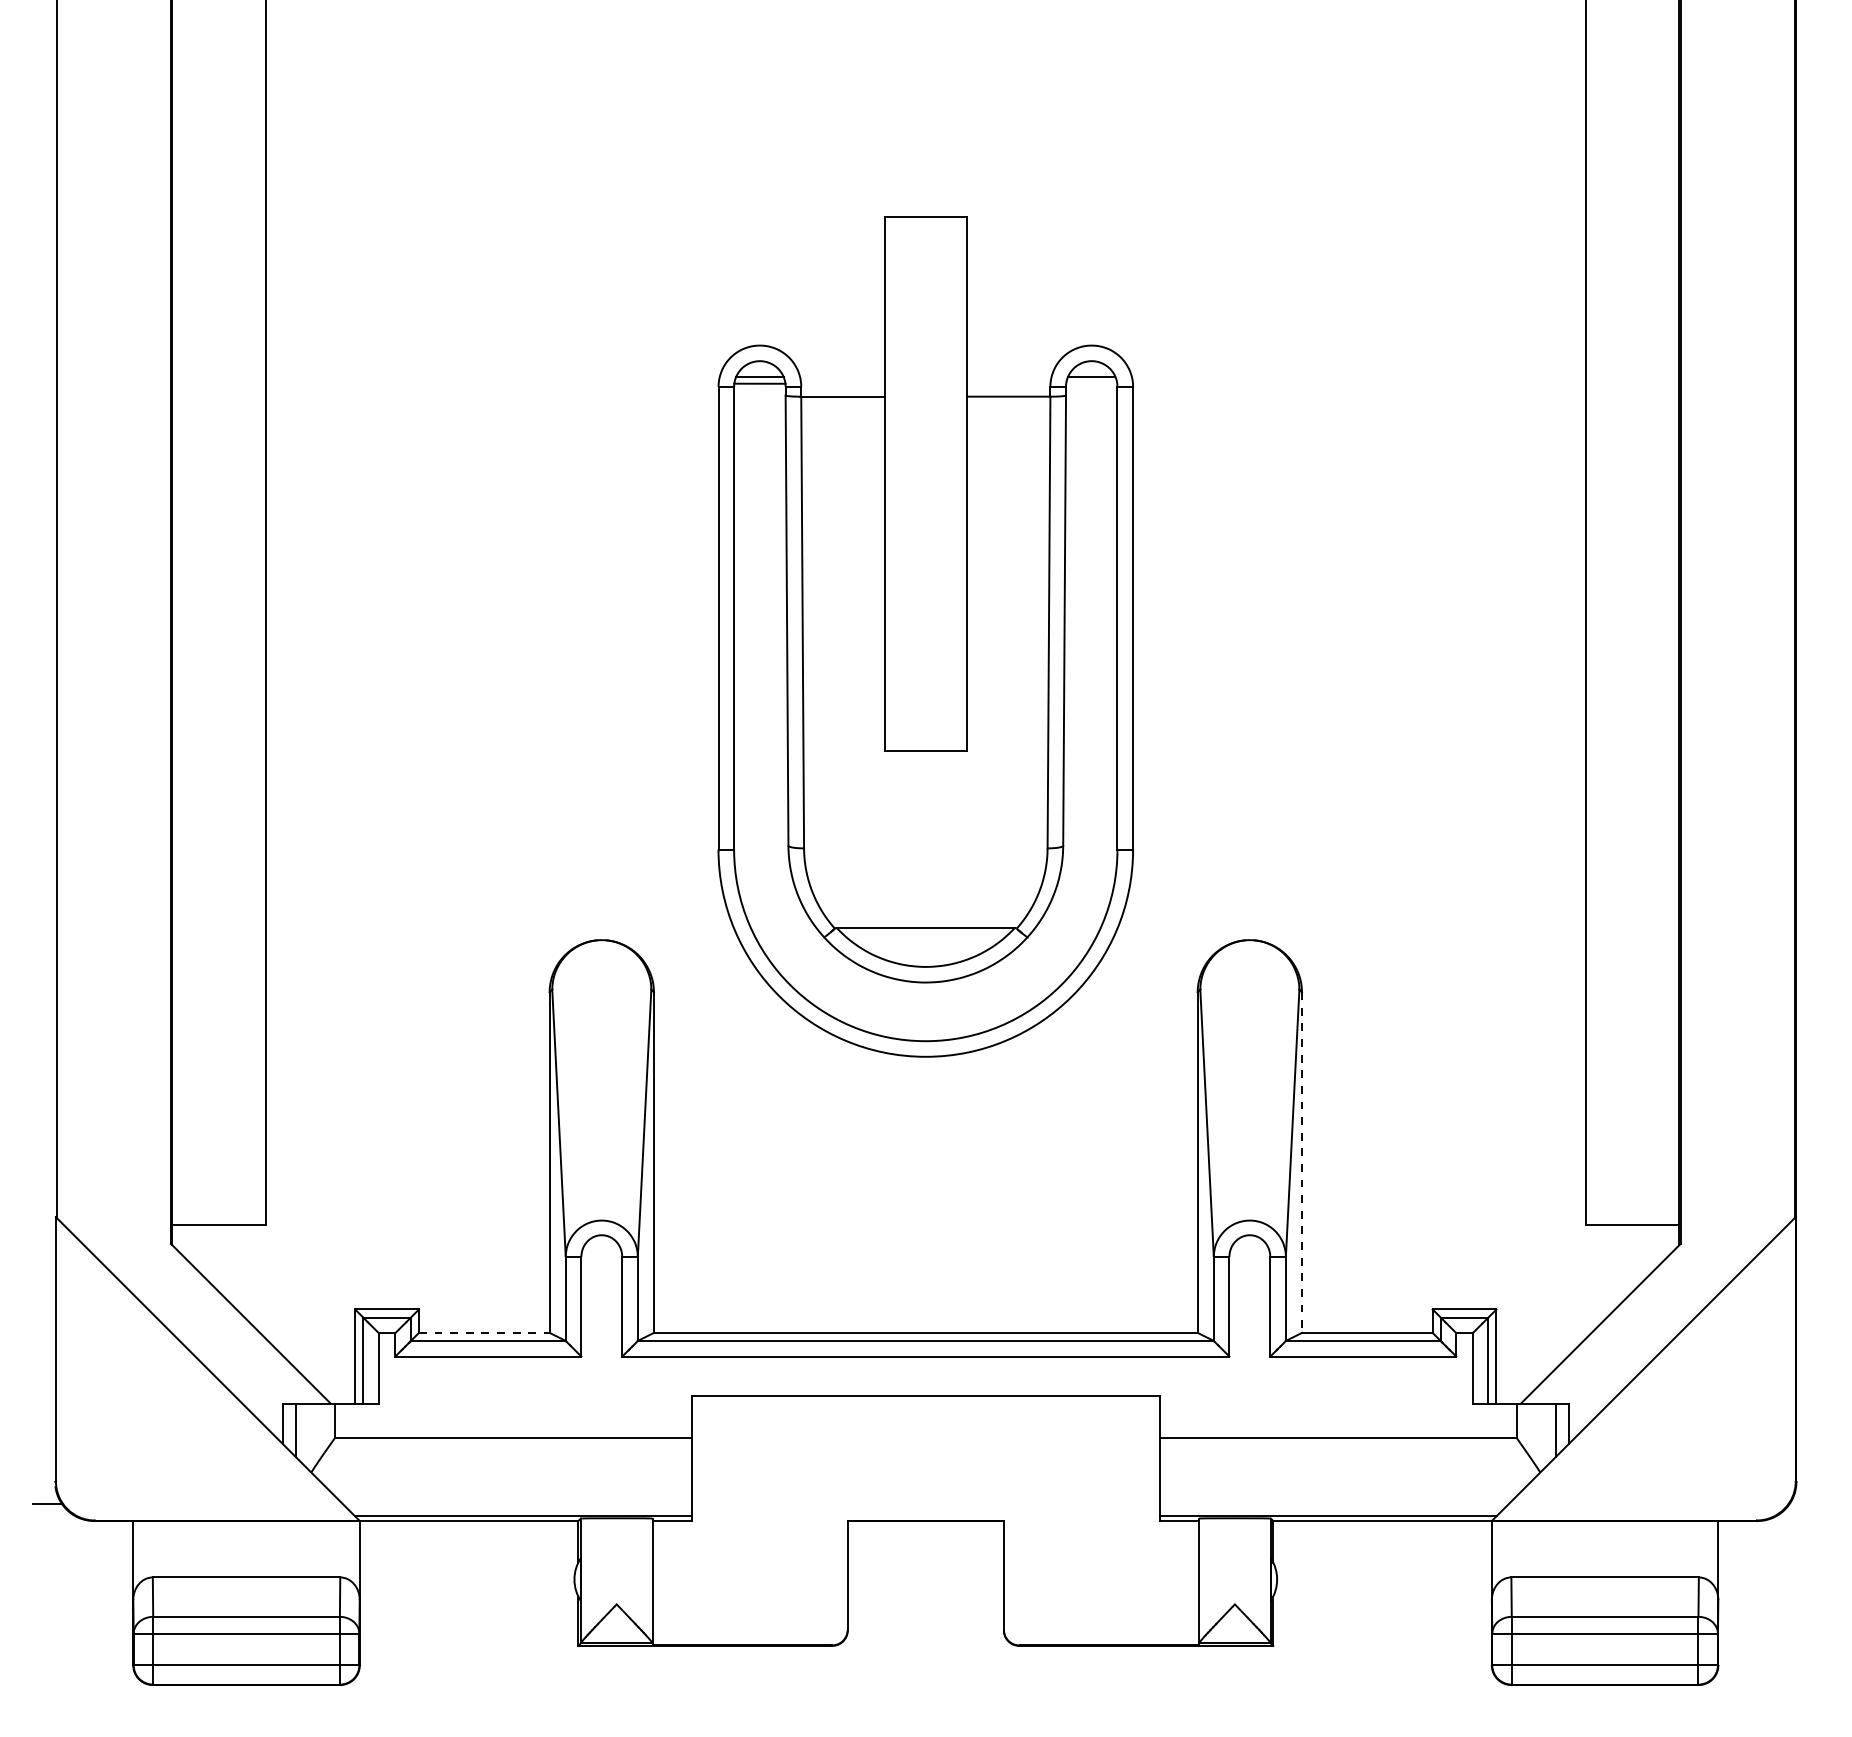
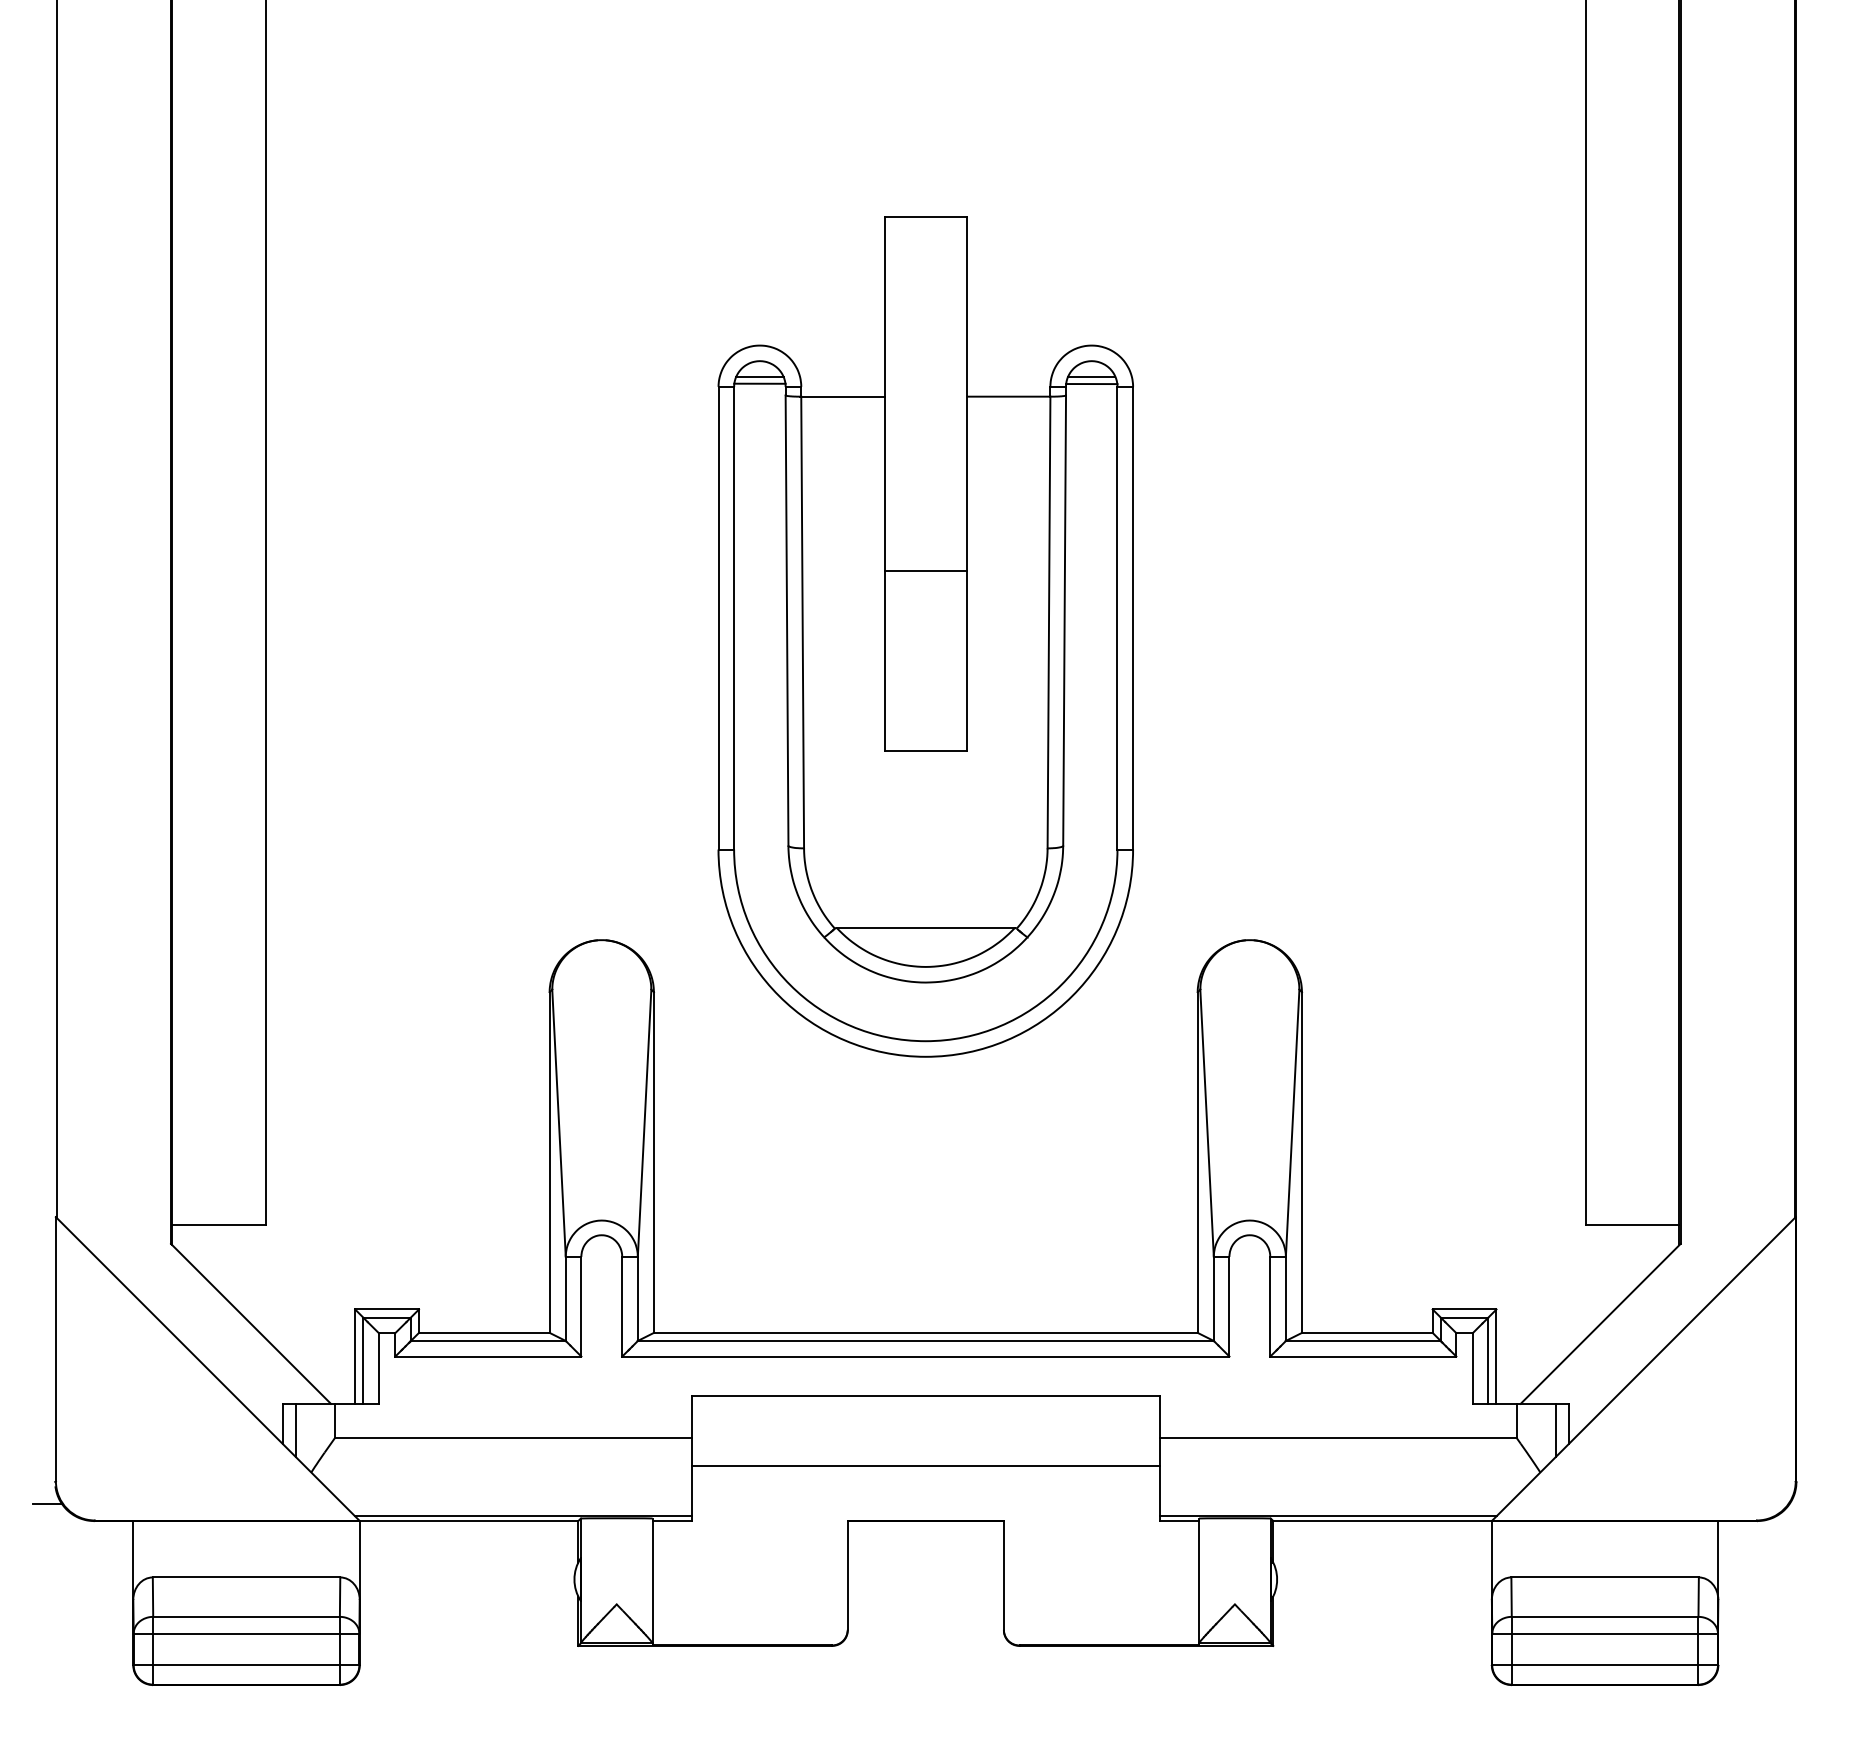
line: none -> present (1091, 384)
line: none -> present (925, 571)
line: dashed -> solid (1301, 1163)
line: dashed -> solid (484, 1332)
line: none -> present (925, 1466)
